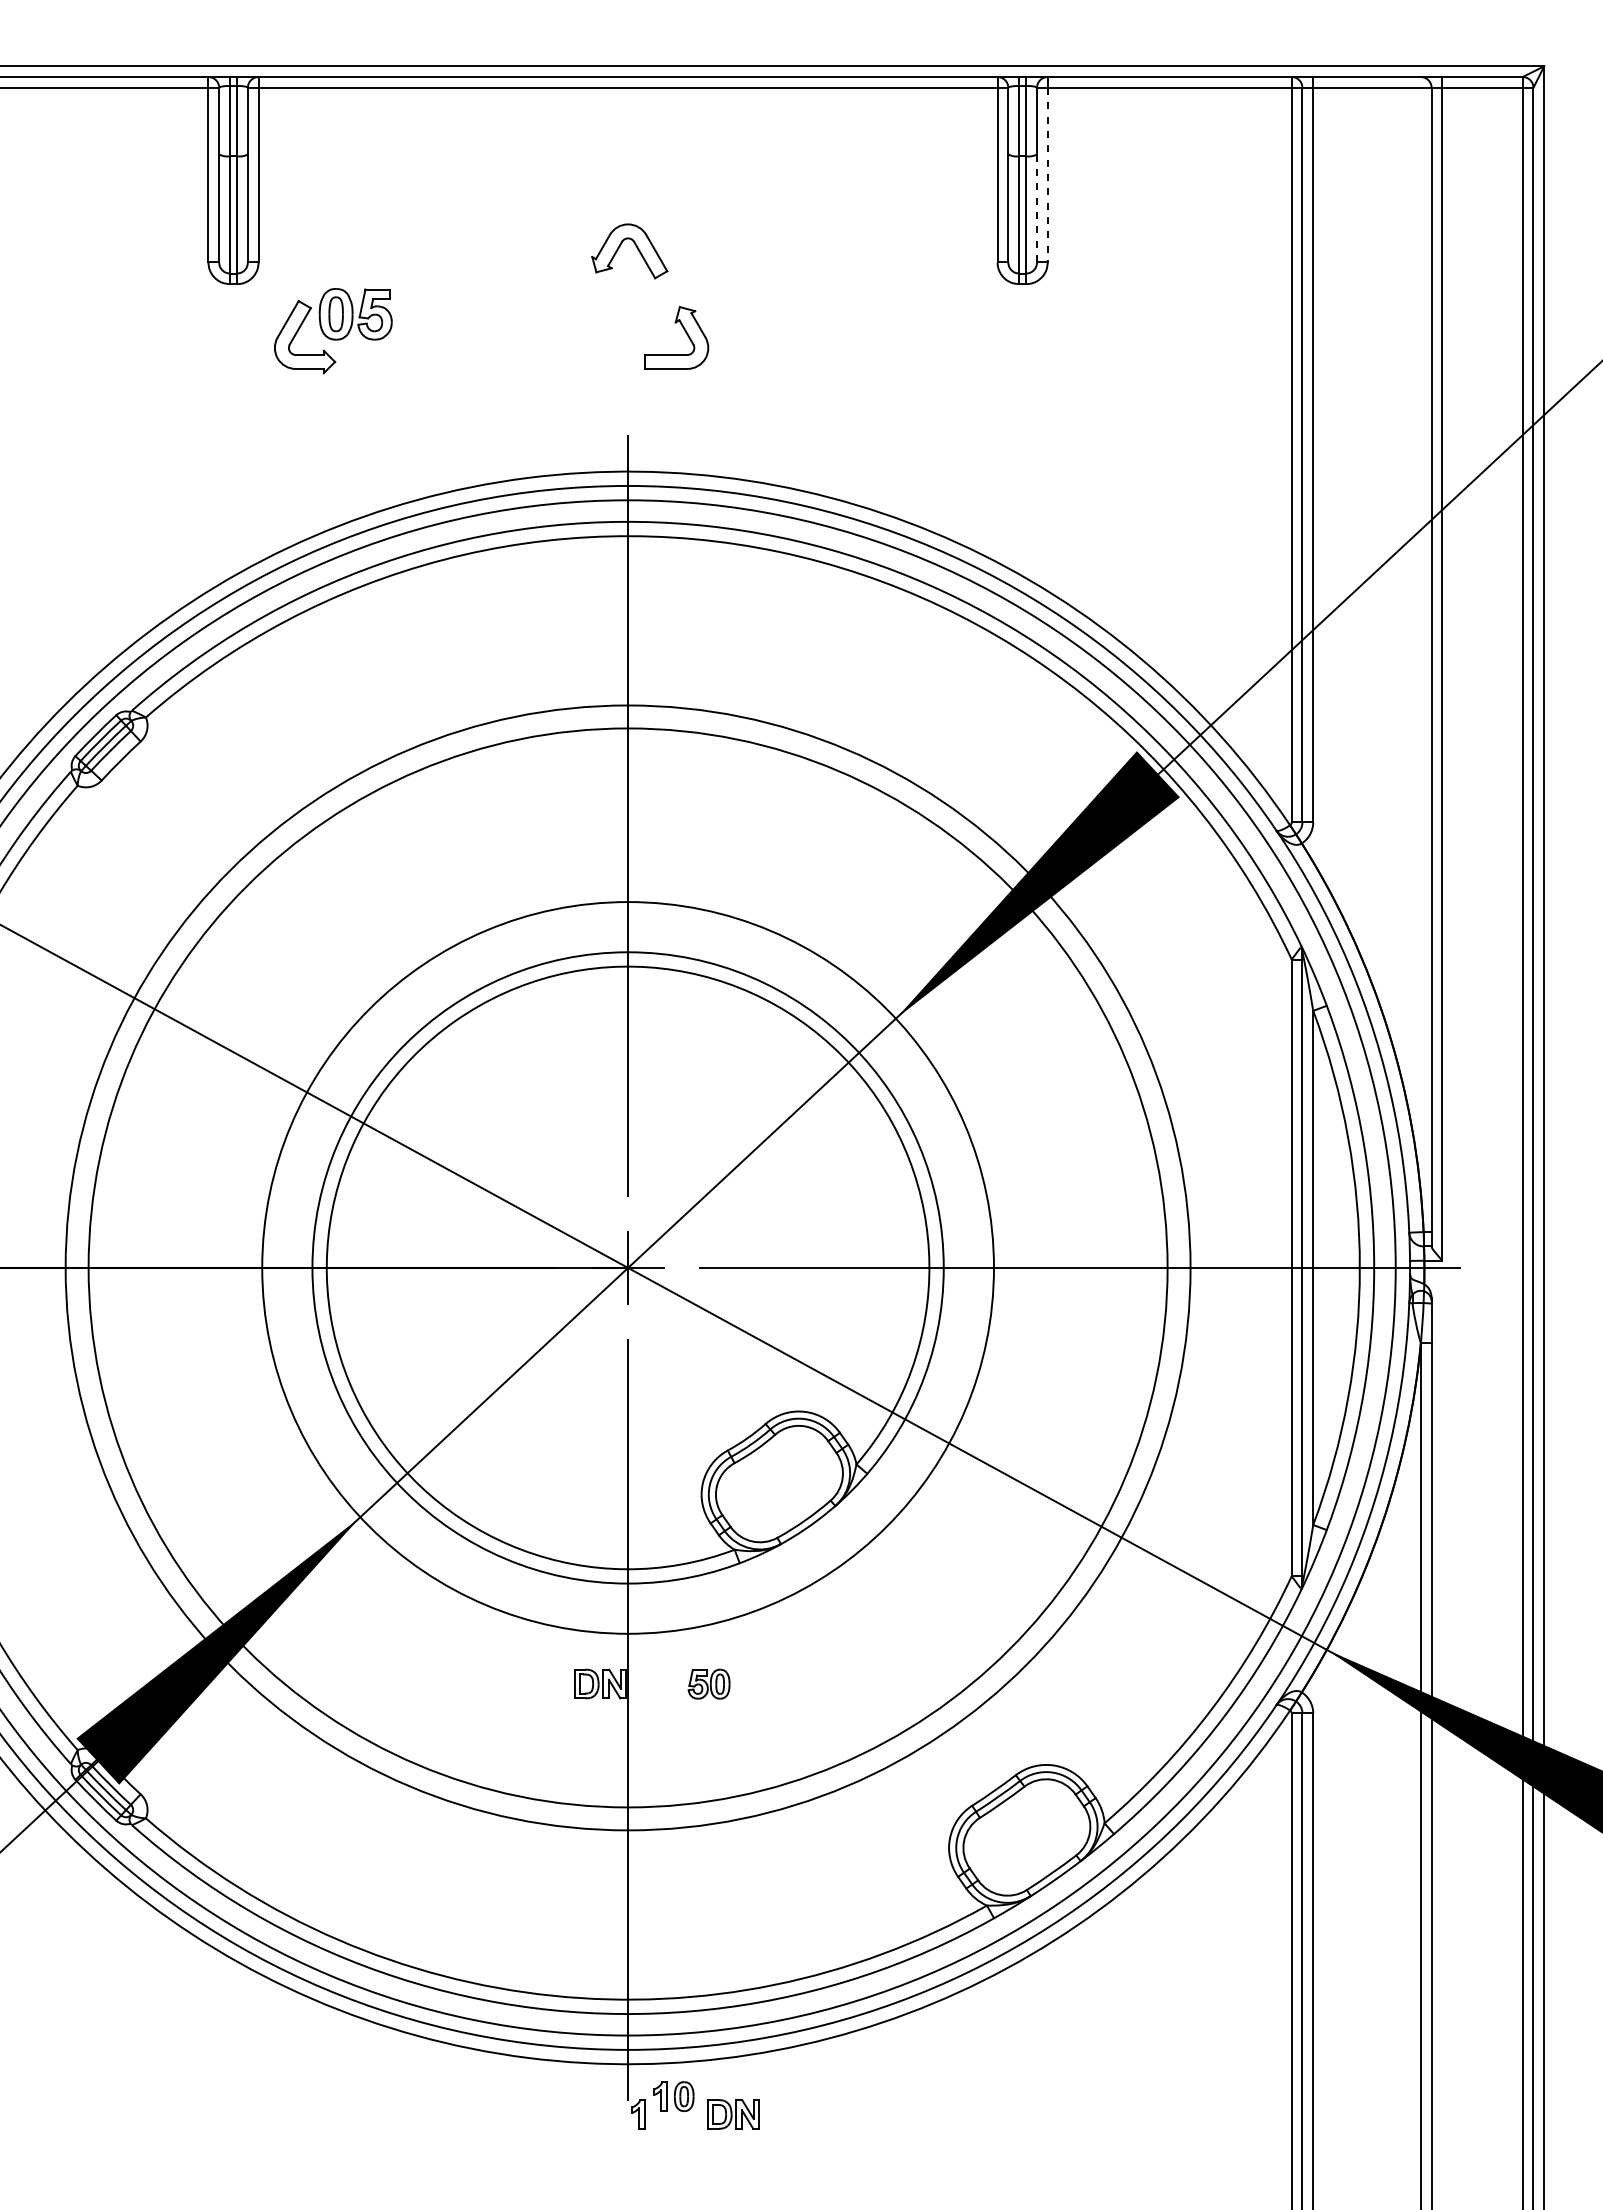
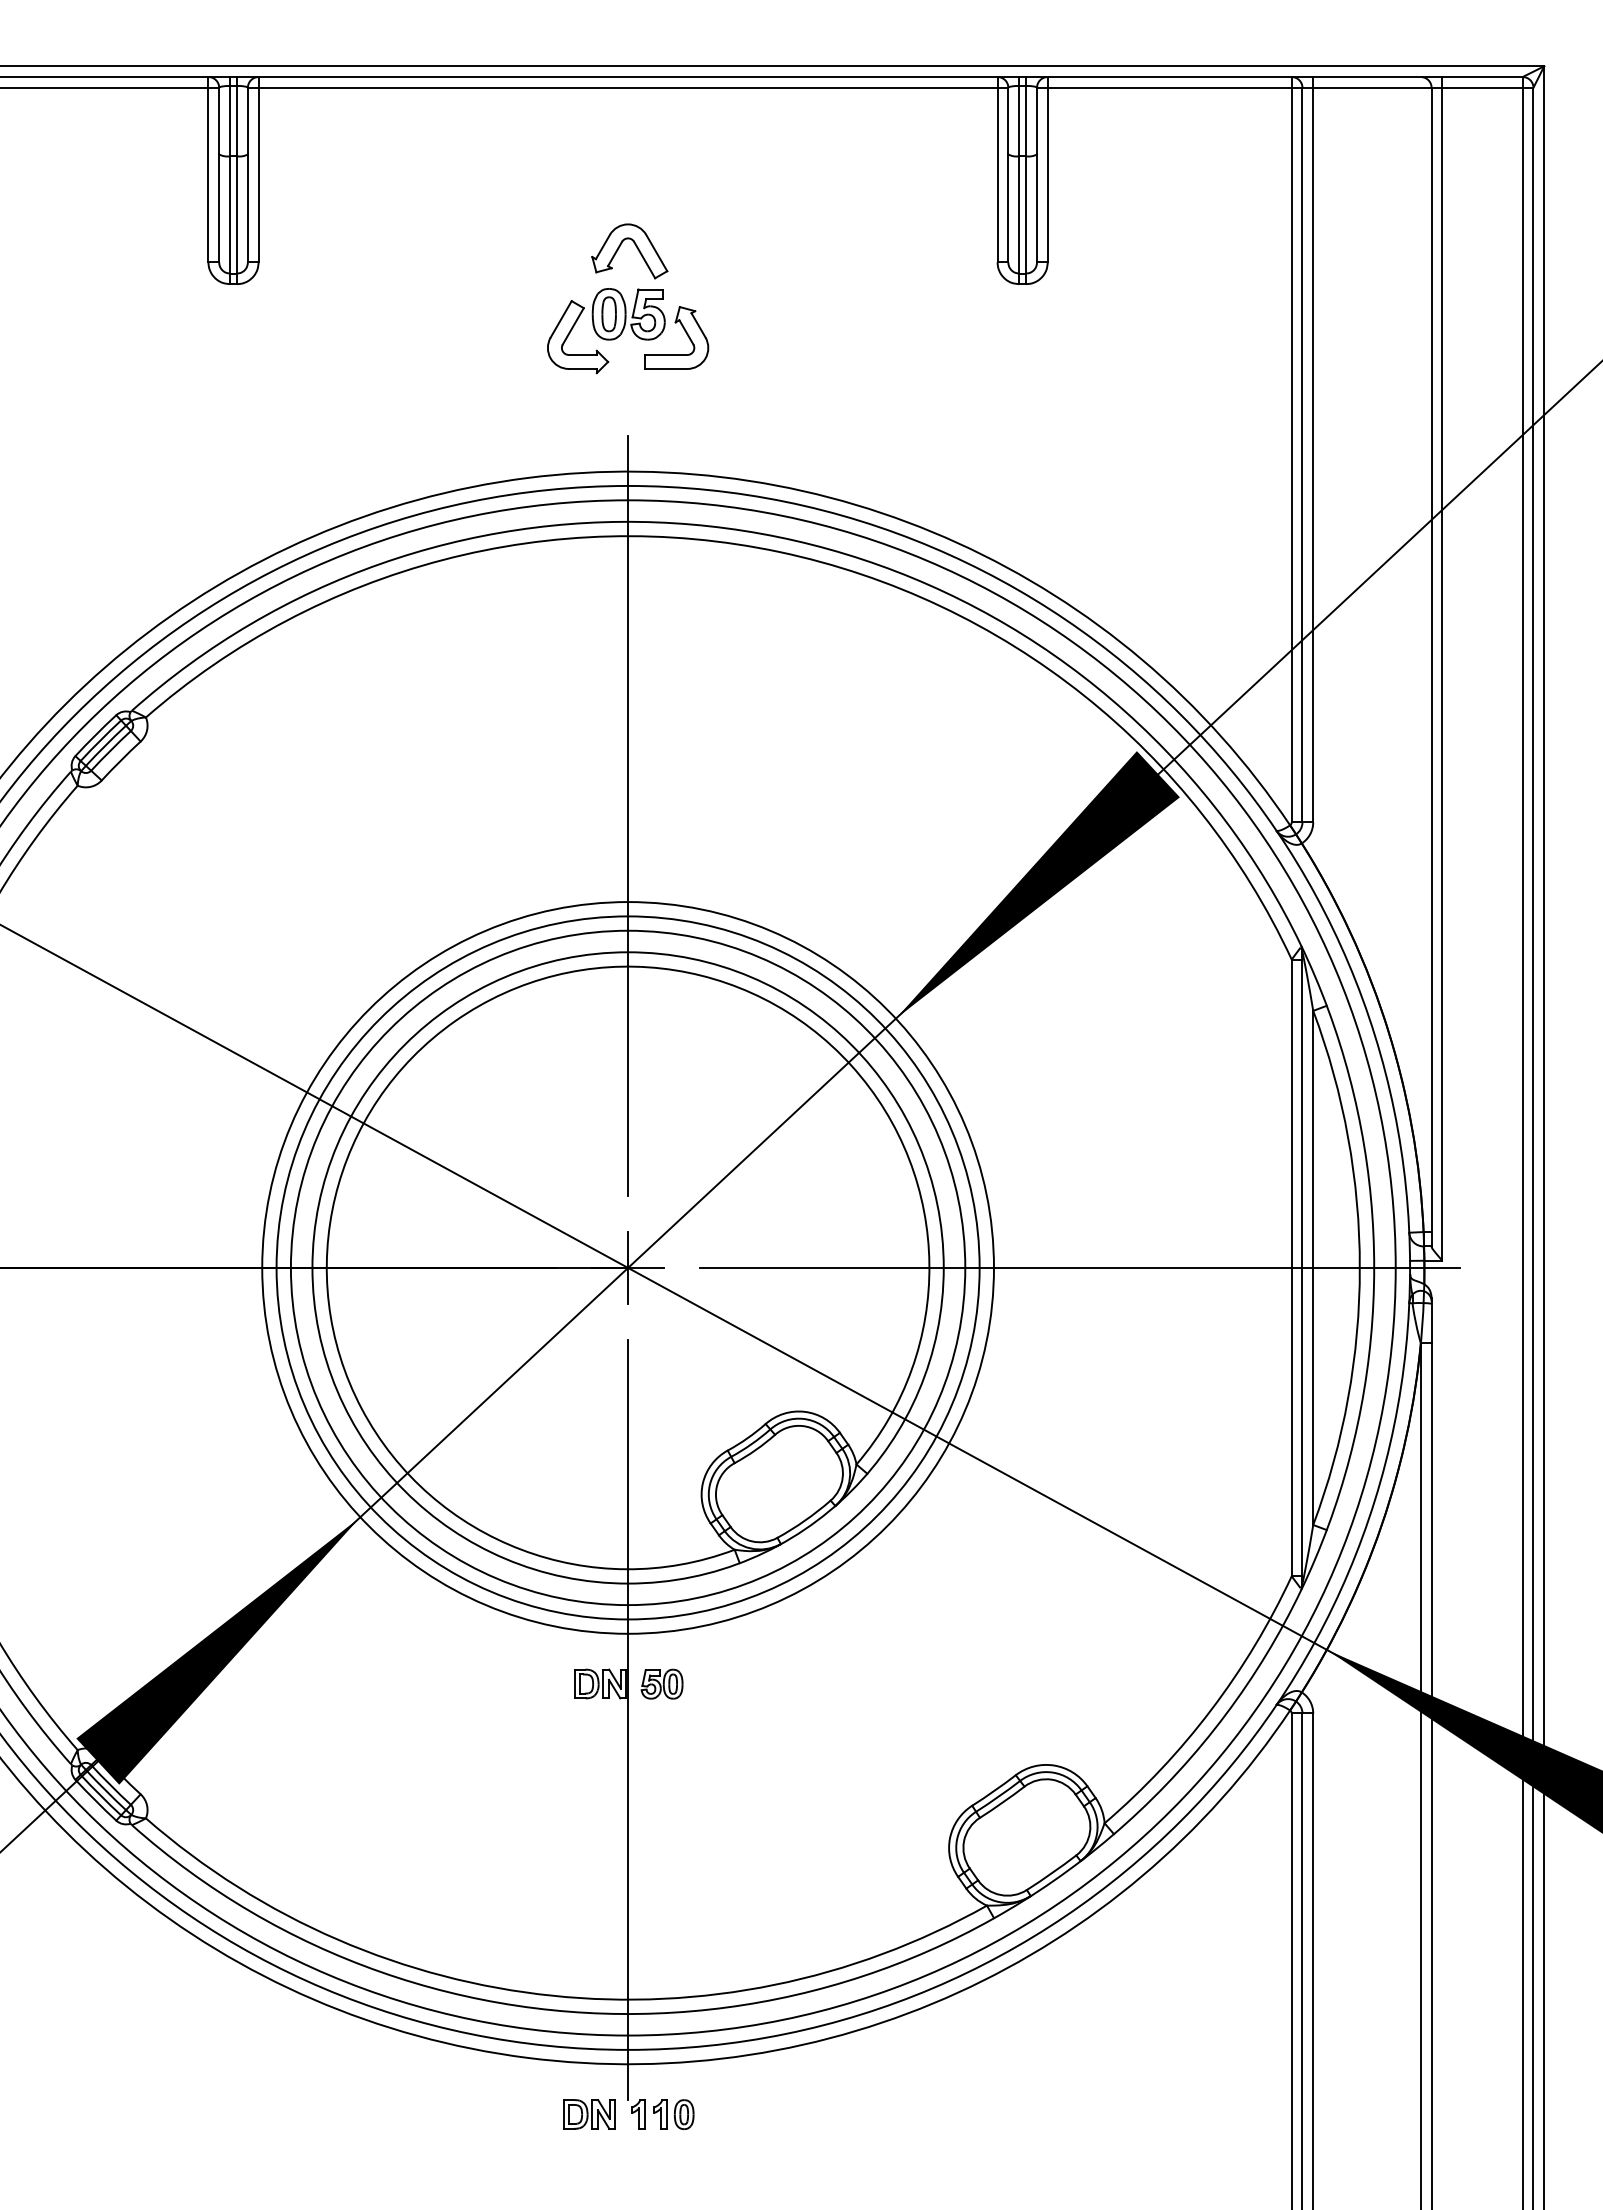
line: dashed -> solid (1047, 175)
line: dashed -> solid (1037, 208)
part position: (333, 331) -> (606, 331) (606, 331)
circle diameter: 1079 px -> 674 px (627, 1267)
circle diameter: 1125 px -> 703 px (627, 1267)
part position: (708, 1683) -> (661, 1683) (661, 1683)
part position: (673, 2096) -> (673, 2114) (673, 2114)
part position: (733, 2114) -> (589, 2114) (589, 2114)
